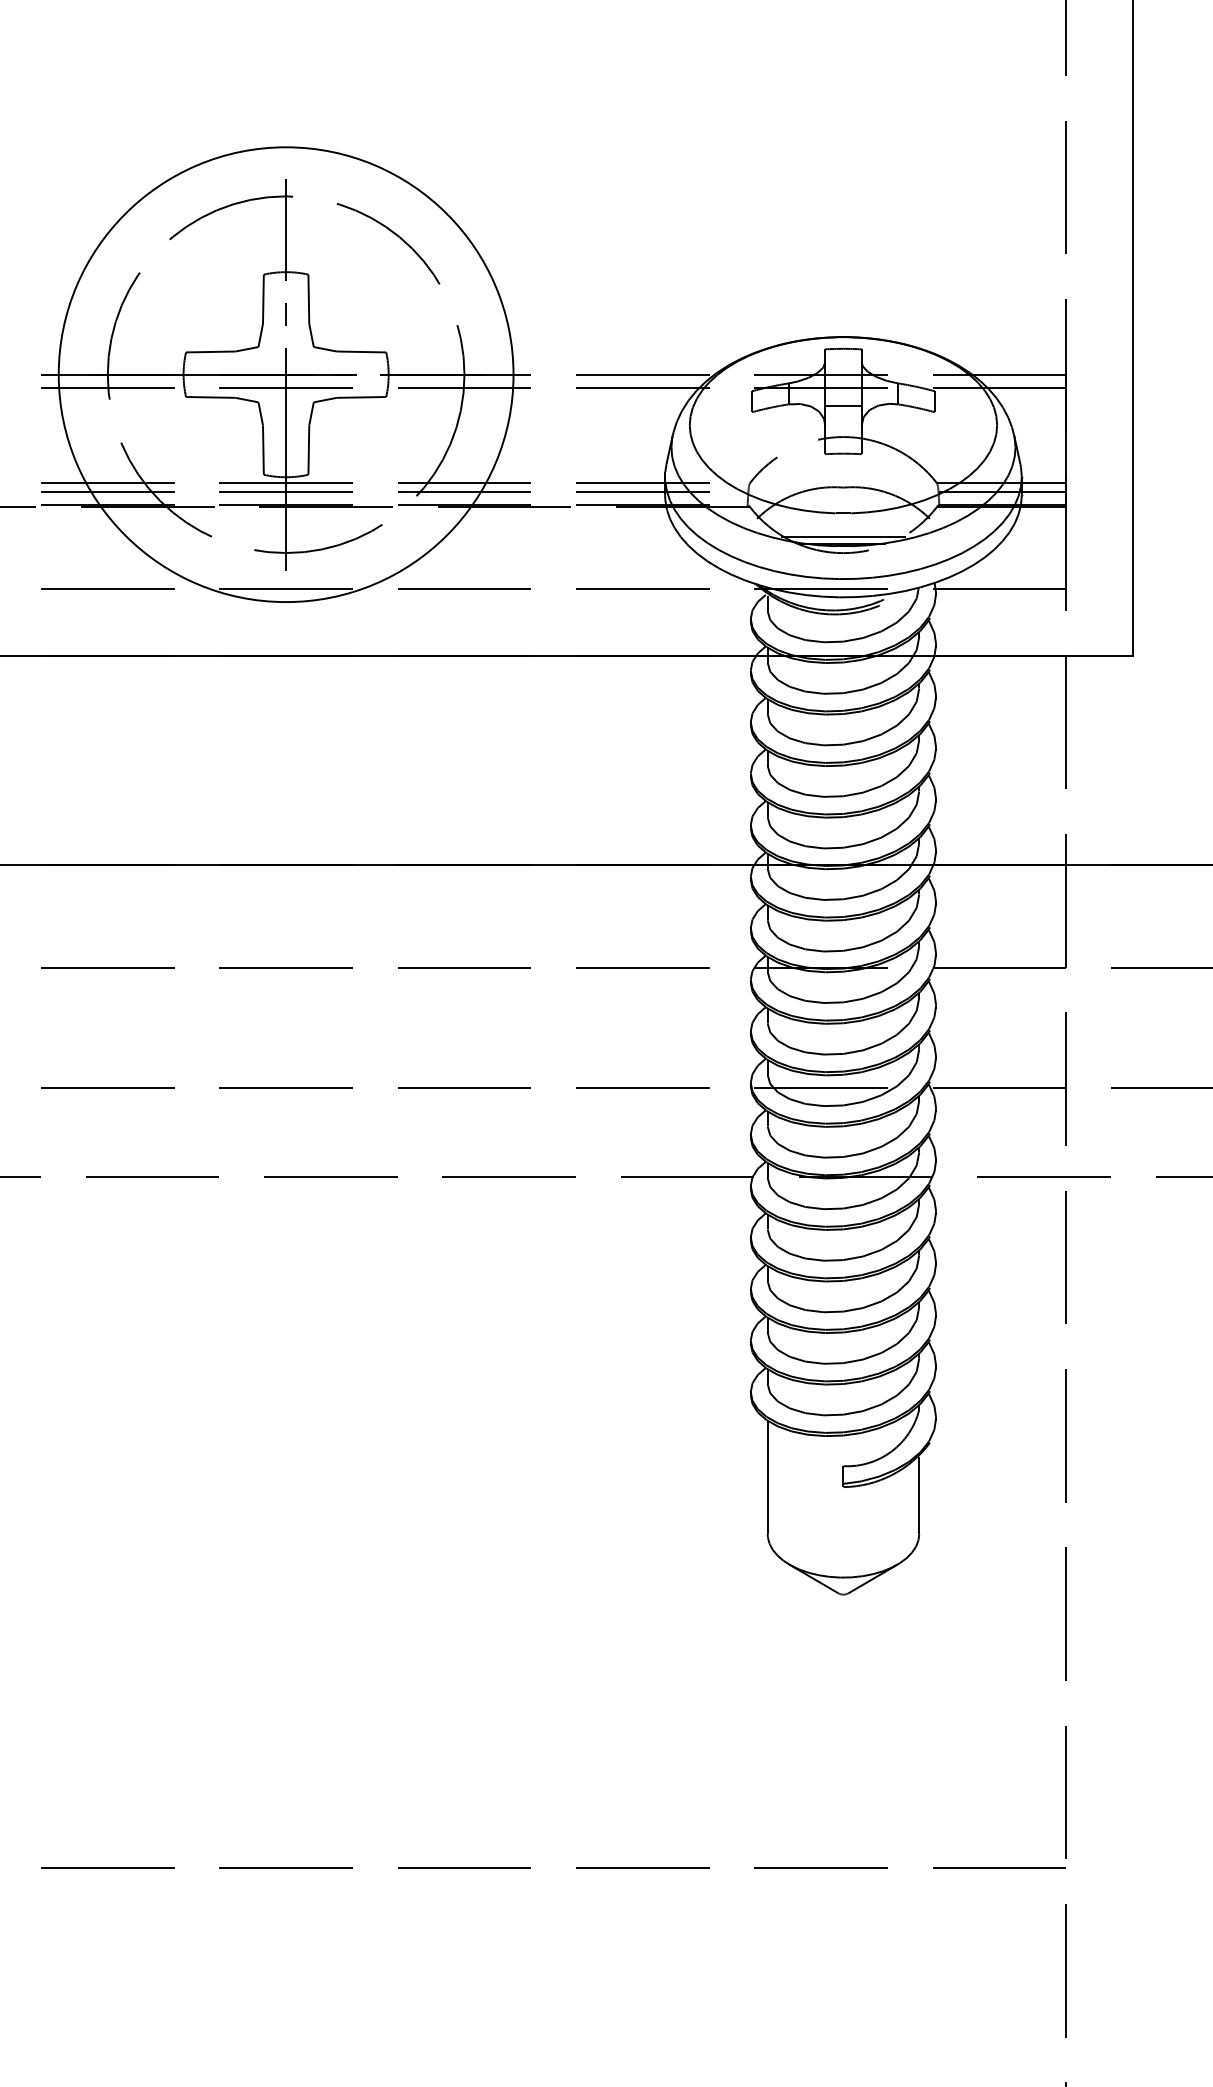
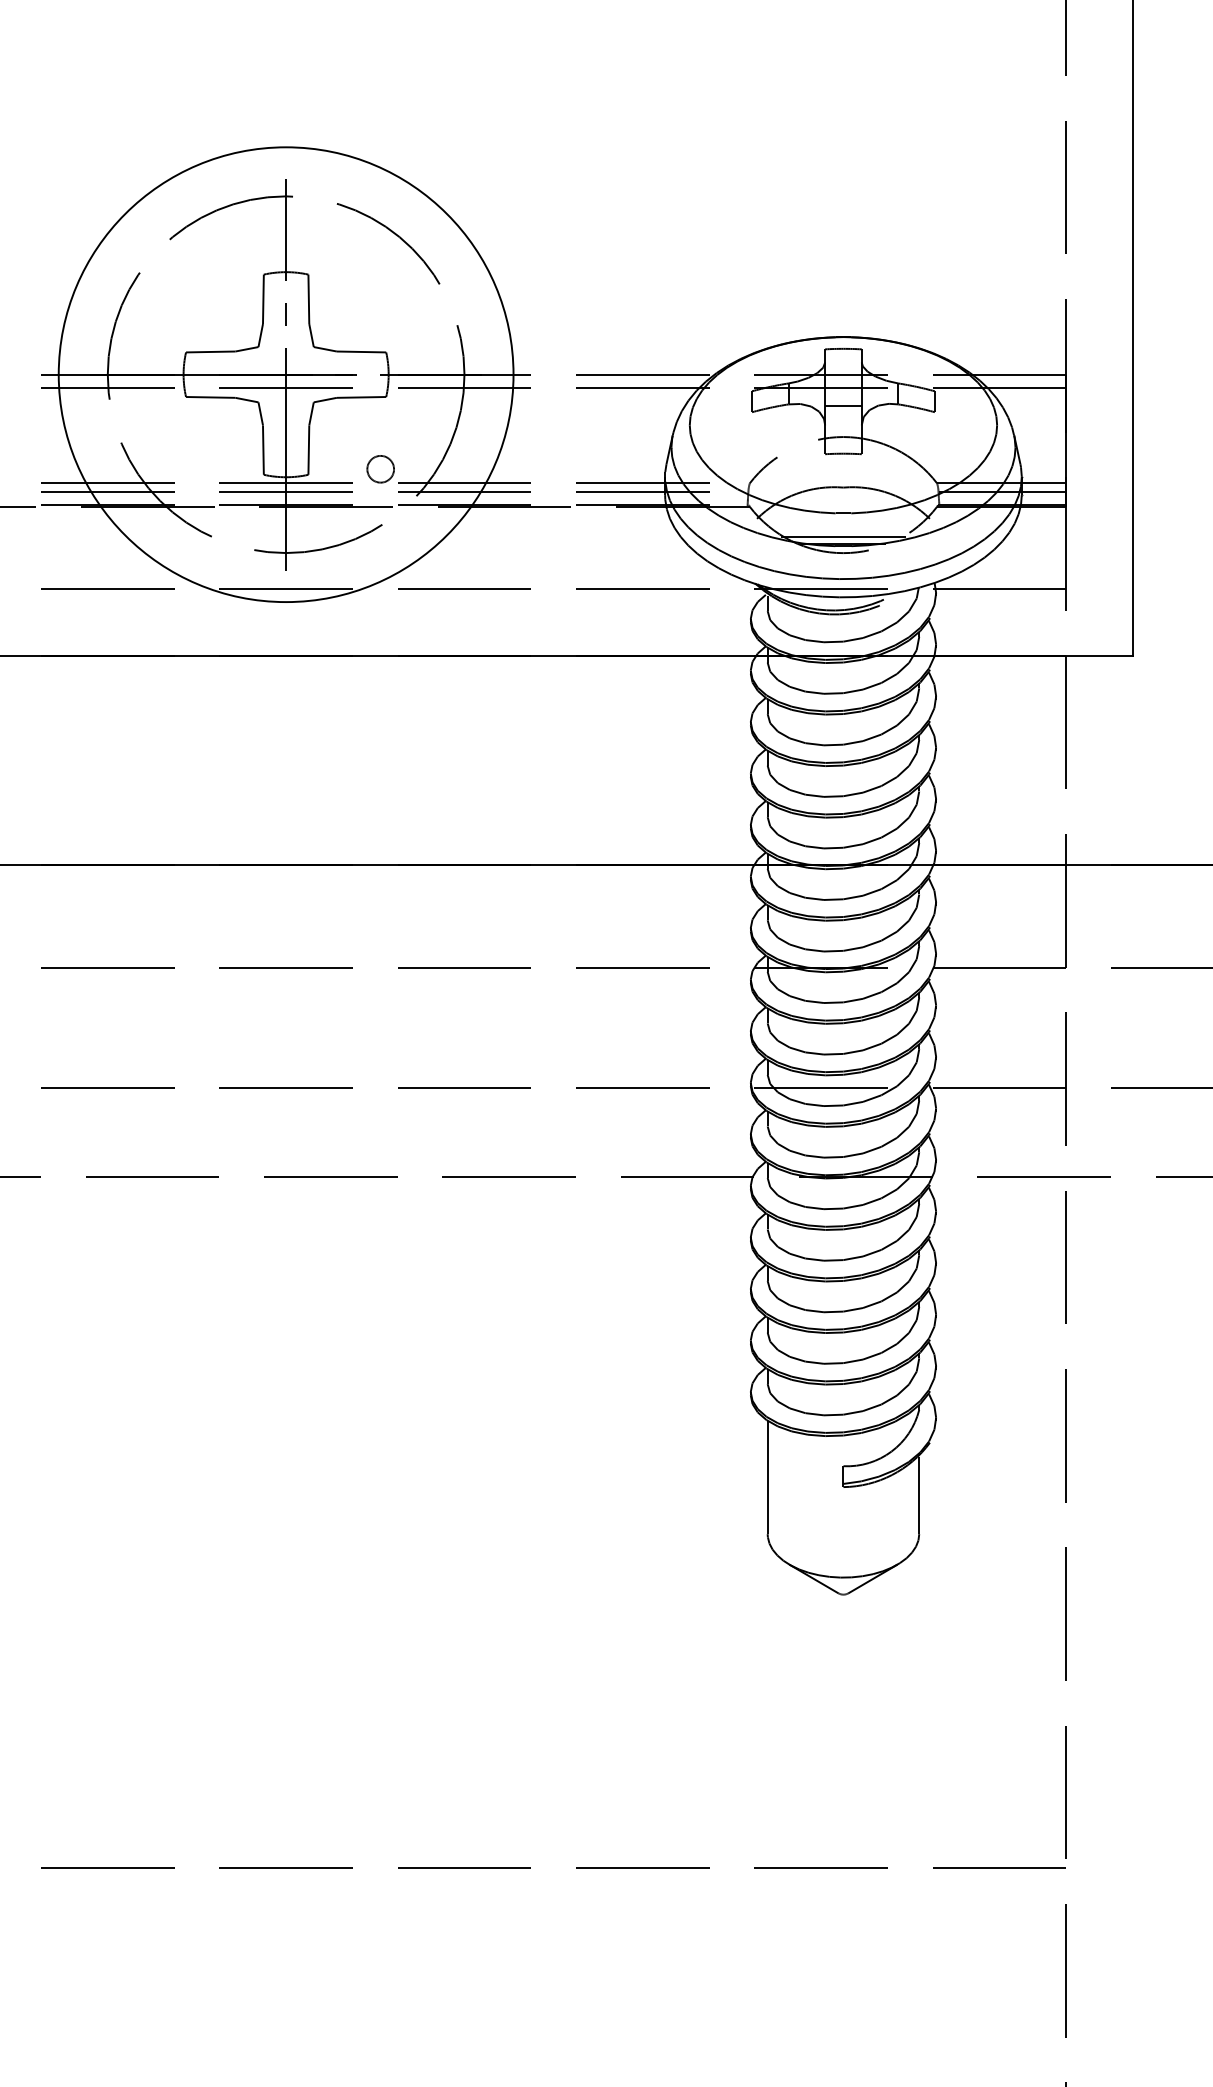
circle: none -> present (380, 469)
